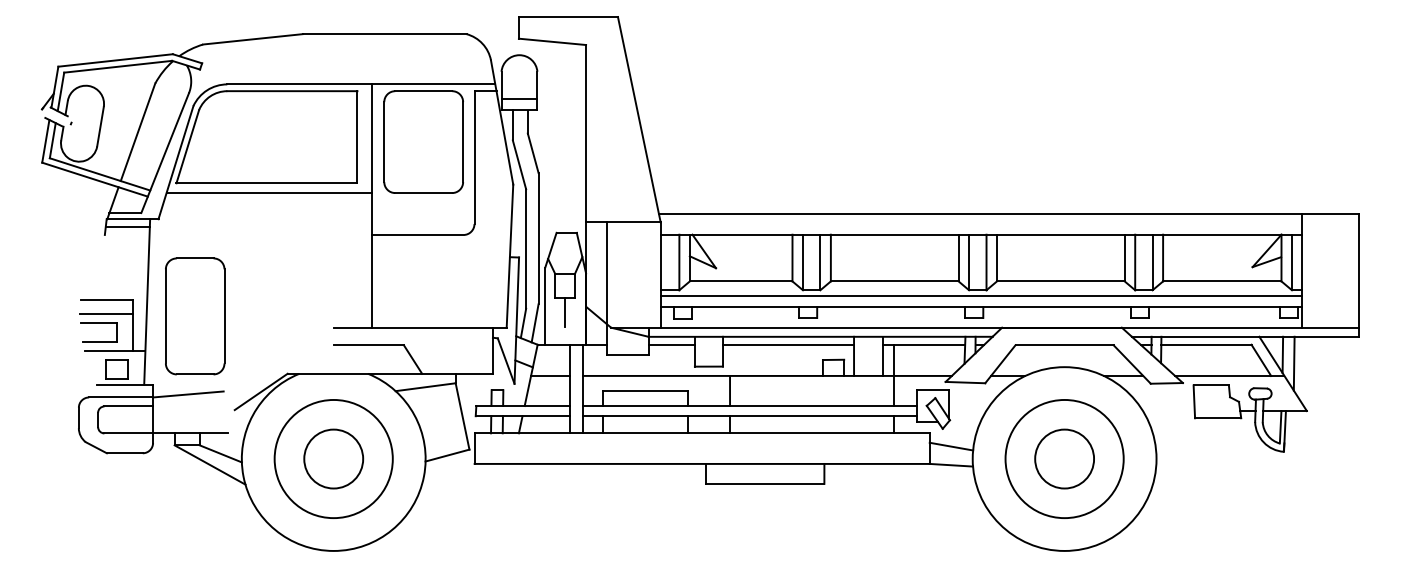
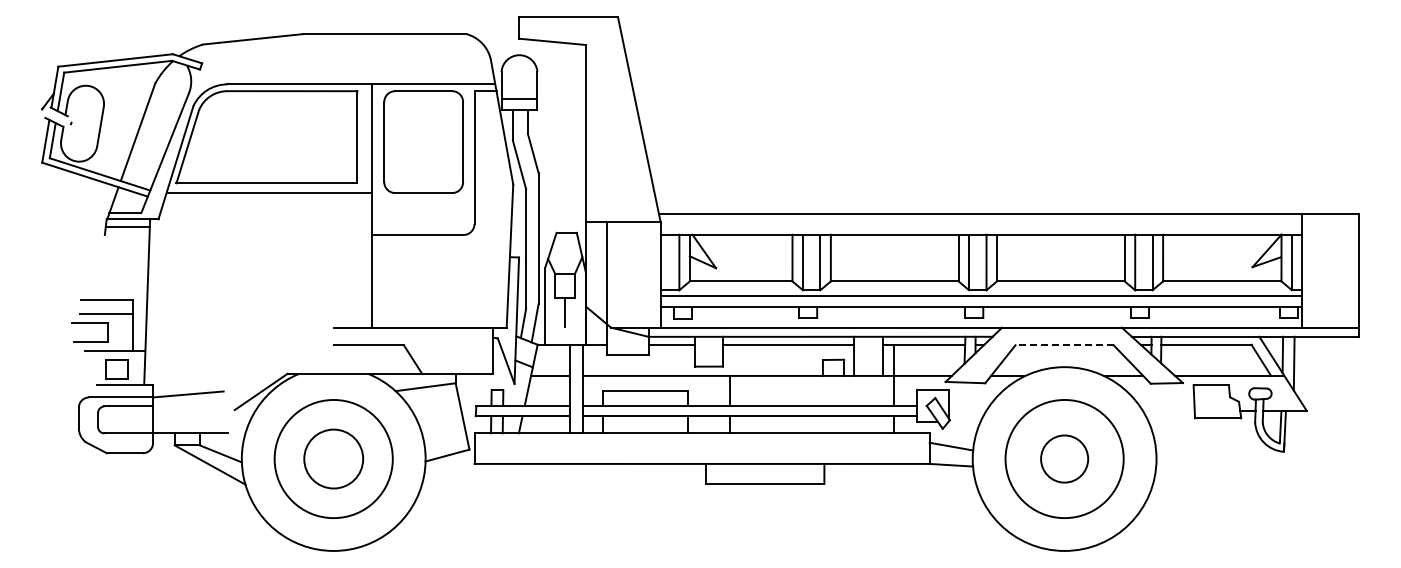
part: present -> none (195, 316)
part position: (98, 323) -> (89, 323) (89, 323)
line: solid -> dashed (1064, 345)
circle diameter: 59 px -> 47 px (1064, 458)
